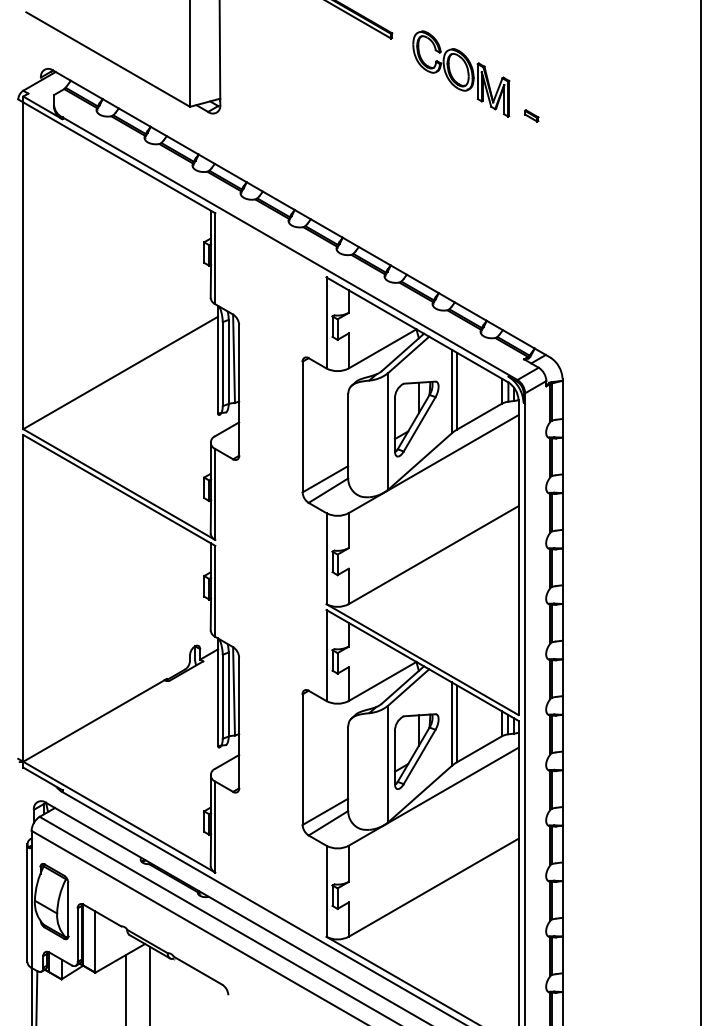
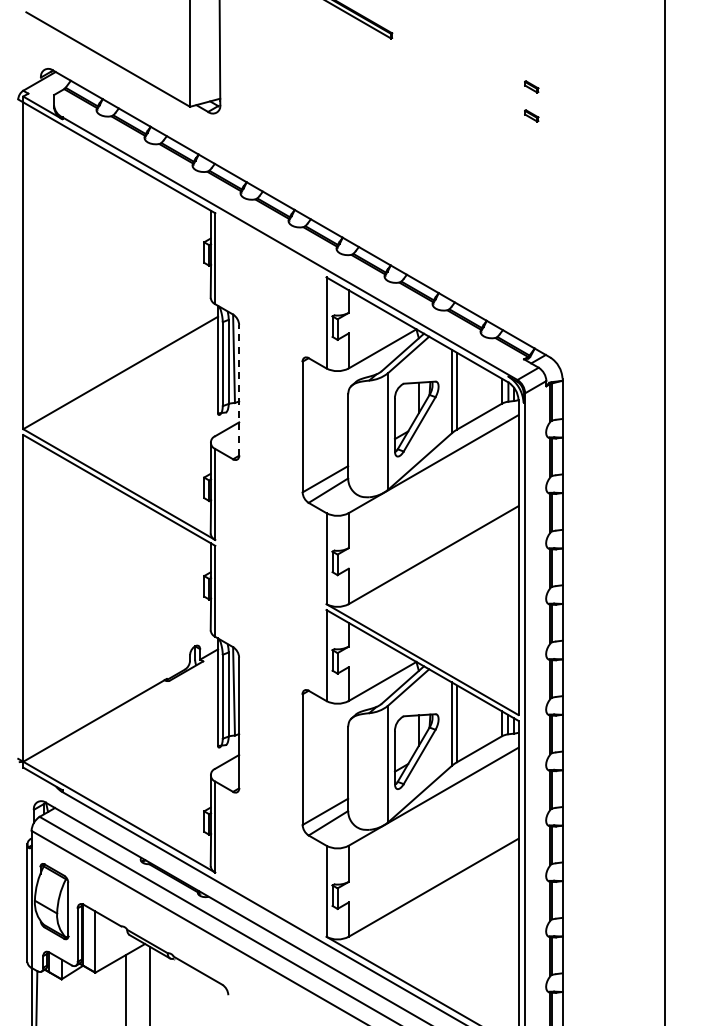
part: present -> none (461, 73)
part: none -> present (531, 86)
line: solid -> dashed (239, 389)
line position: (701, 512) -> (665, 512) (665, 512)
